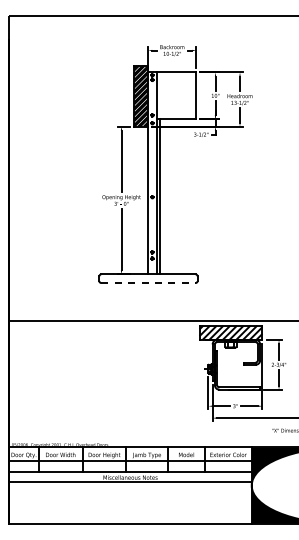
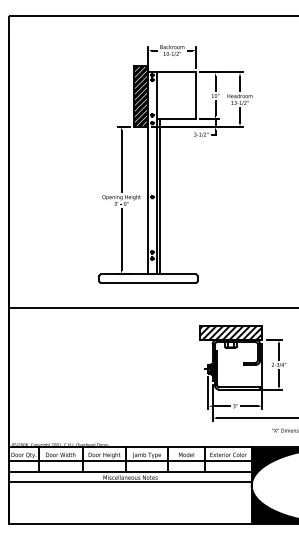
line: dashed -> solid (148, 283)
line position: (152, 321) -> (152, 308) (152, 308)
